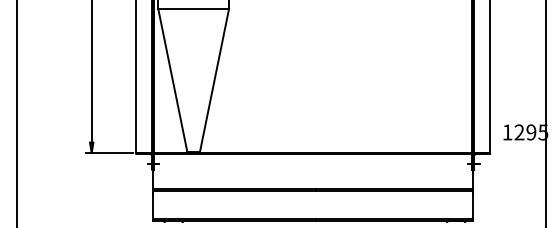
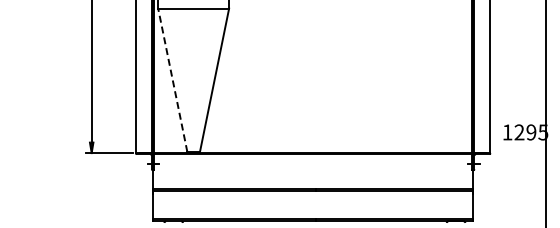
line: solid -> dashed (172, 79)
line: present -> none (16, 113)
